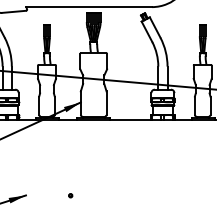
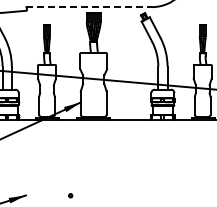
line: solid -> dashed (89, 7)
